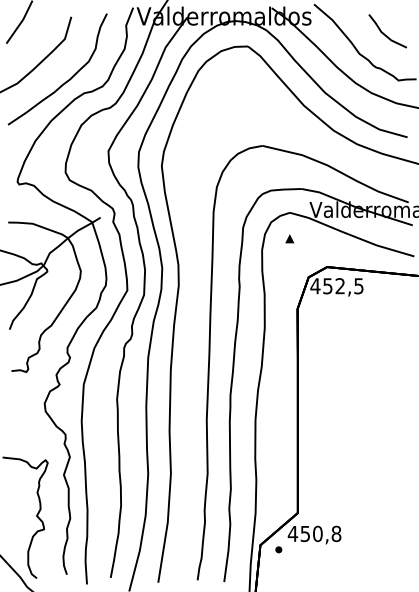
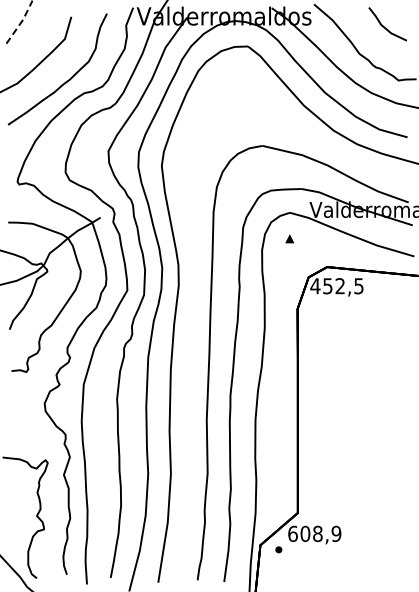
line: solid -> dashed (21, 21)
line position: (384, 33) -> (384, 26) (384, 26)
text: 450,8 -> 608,9 (314, 533)
